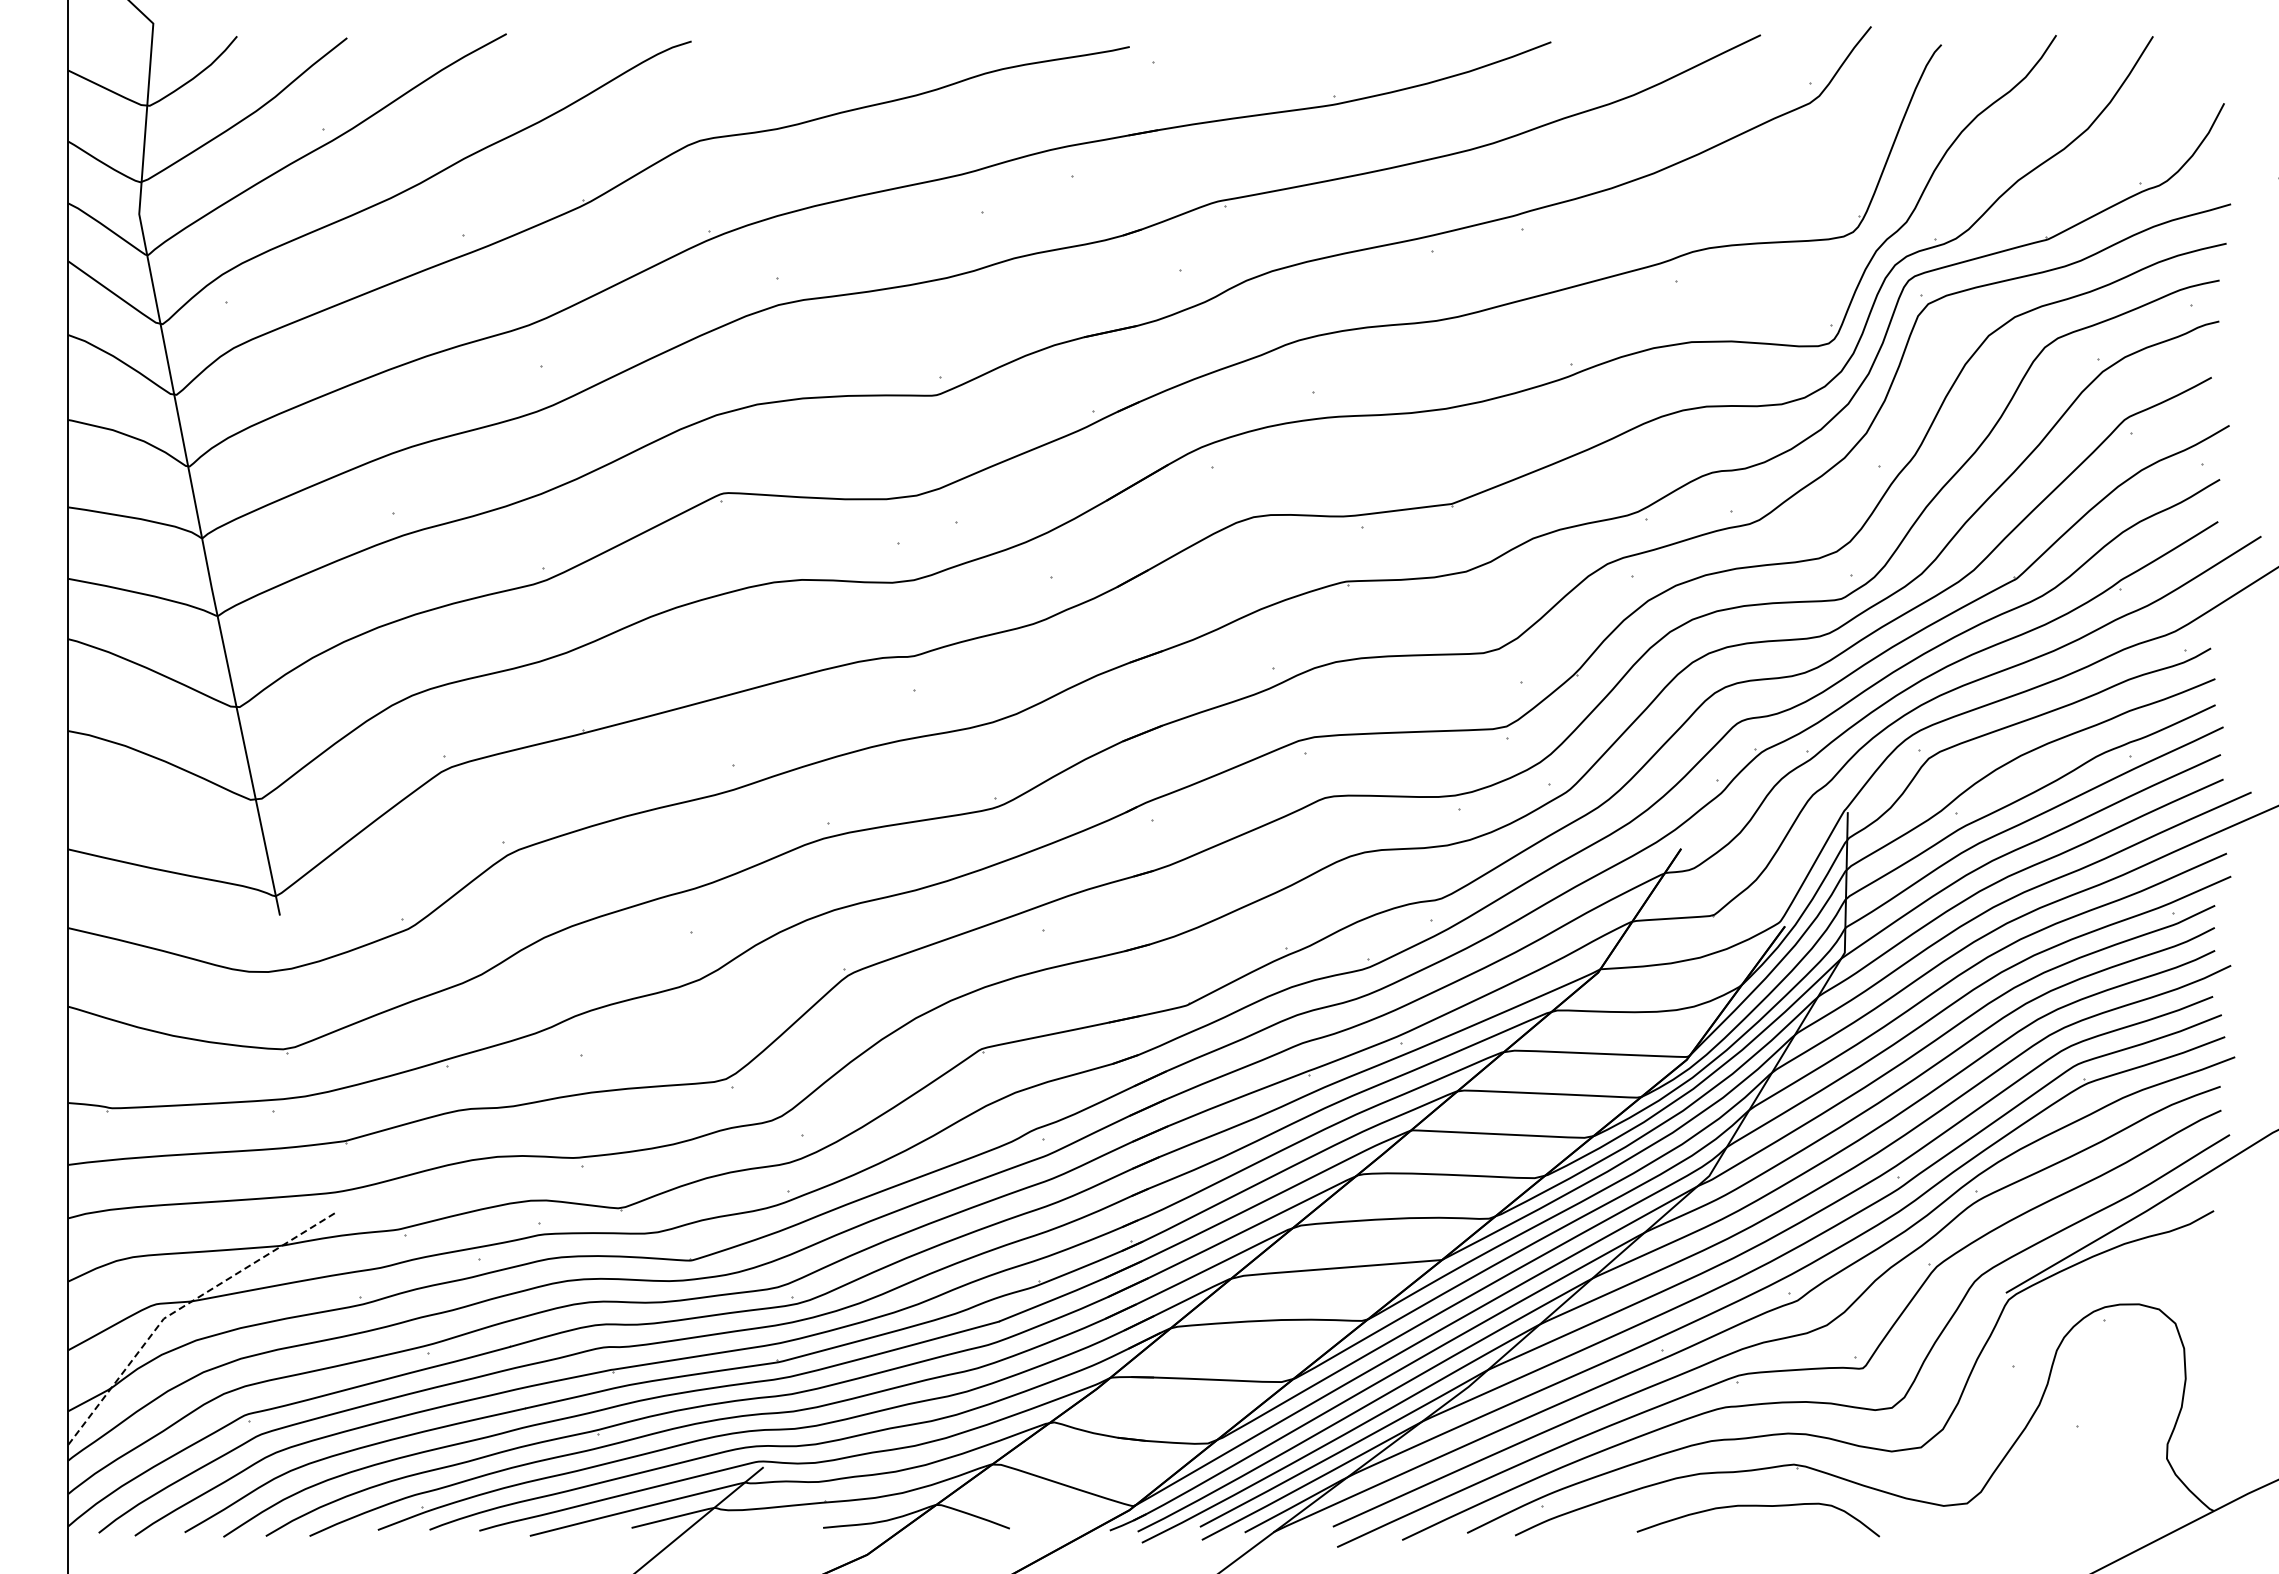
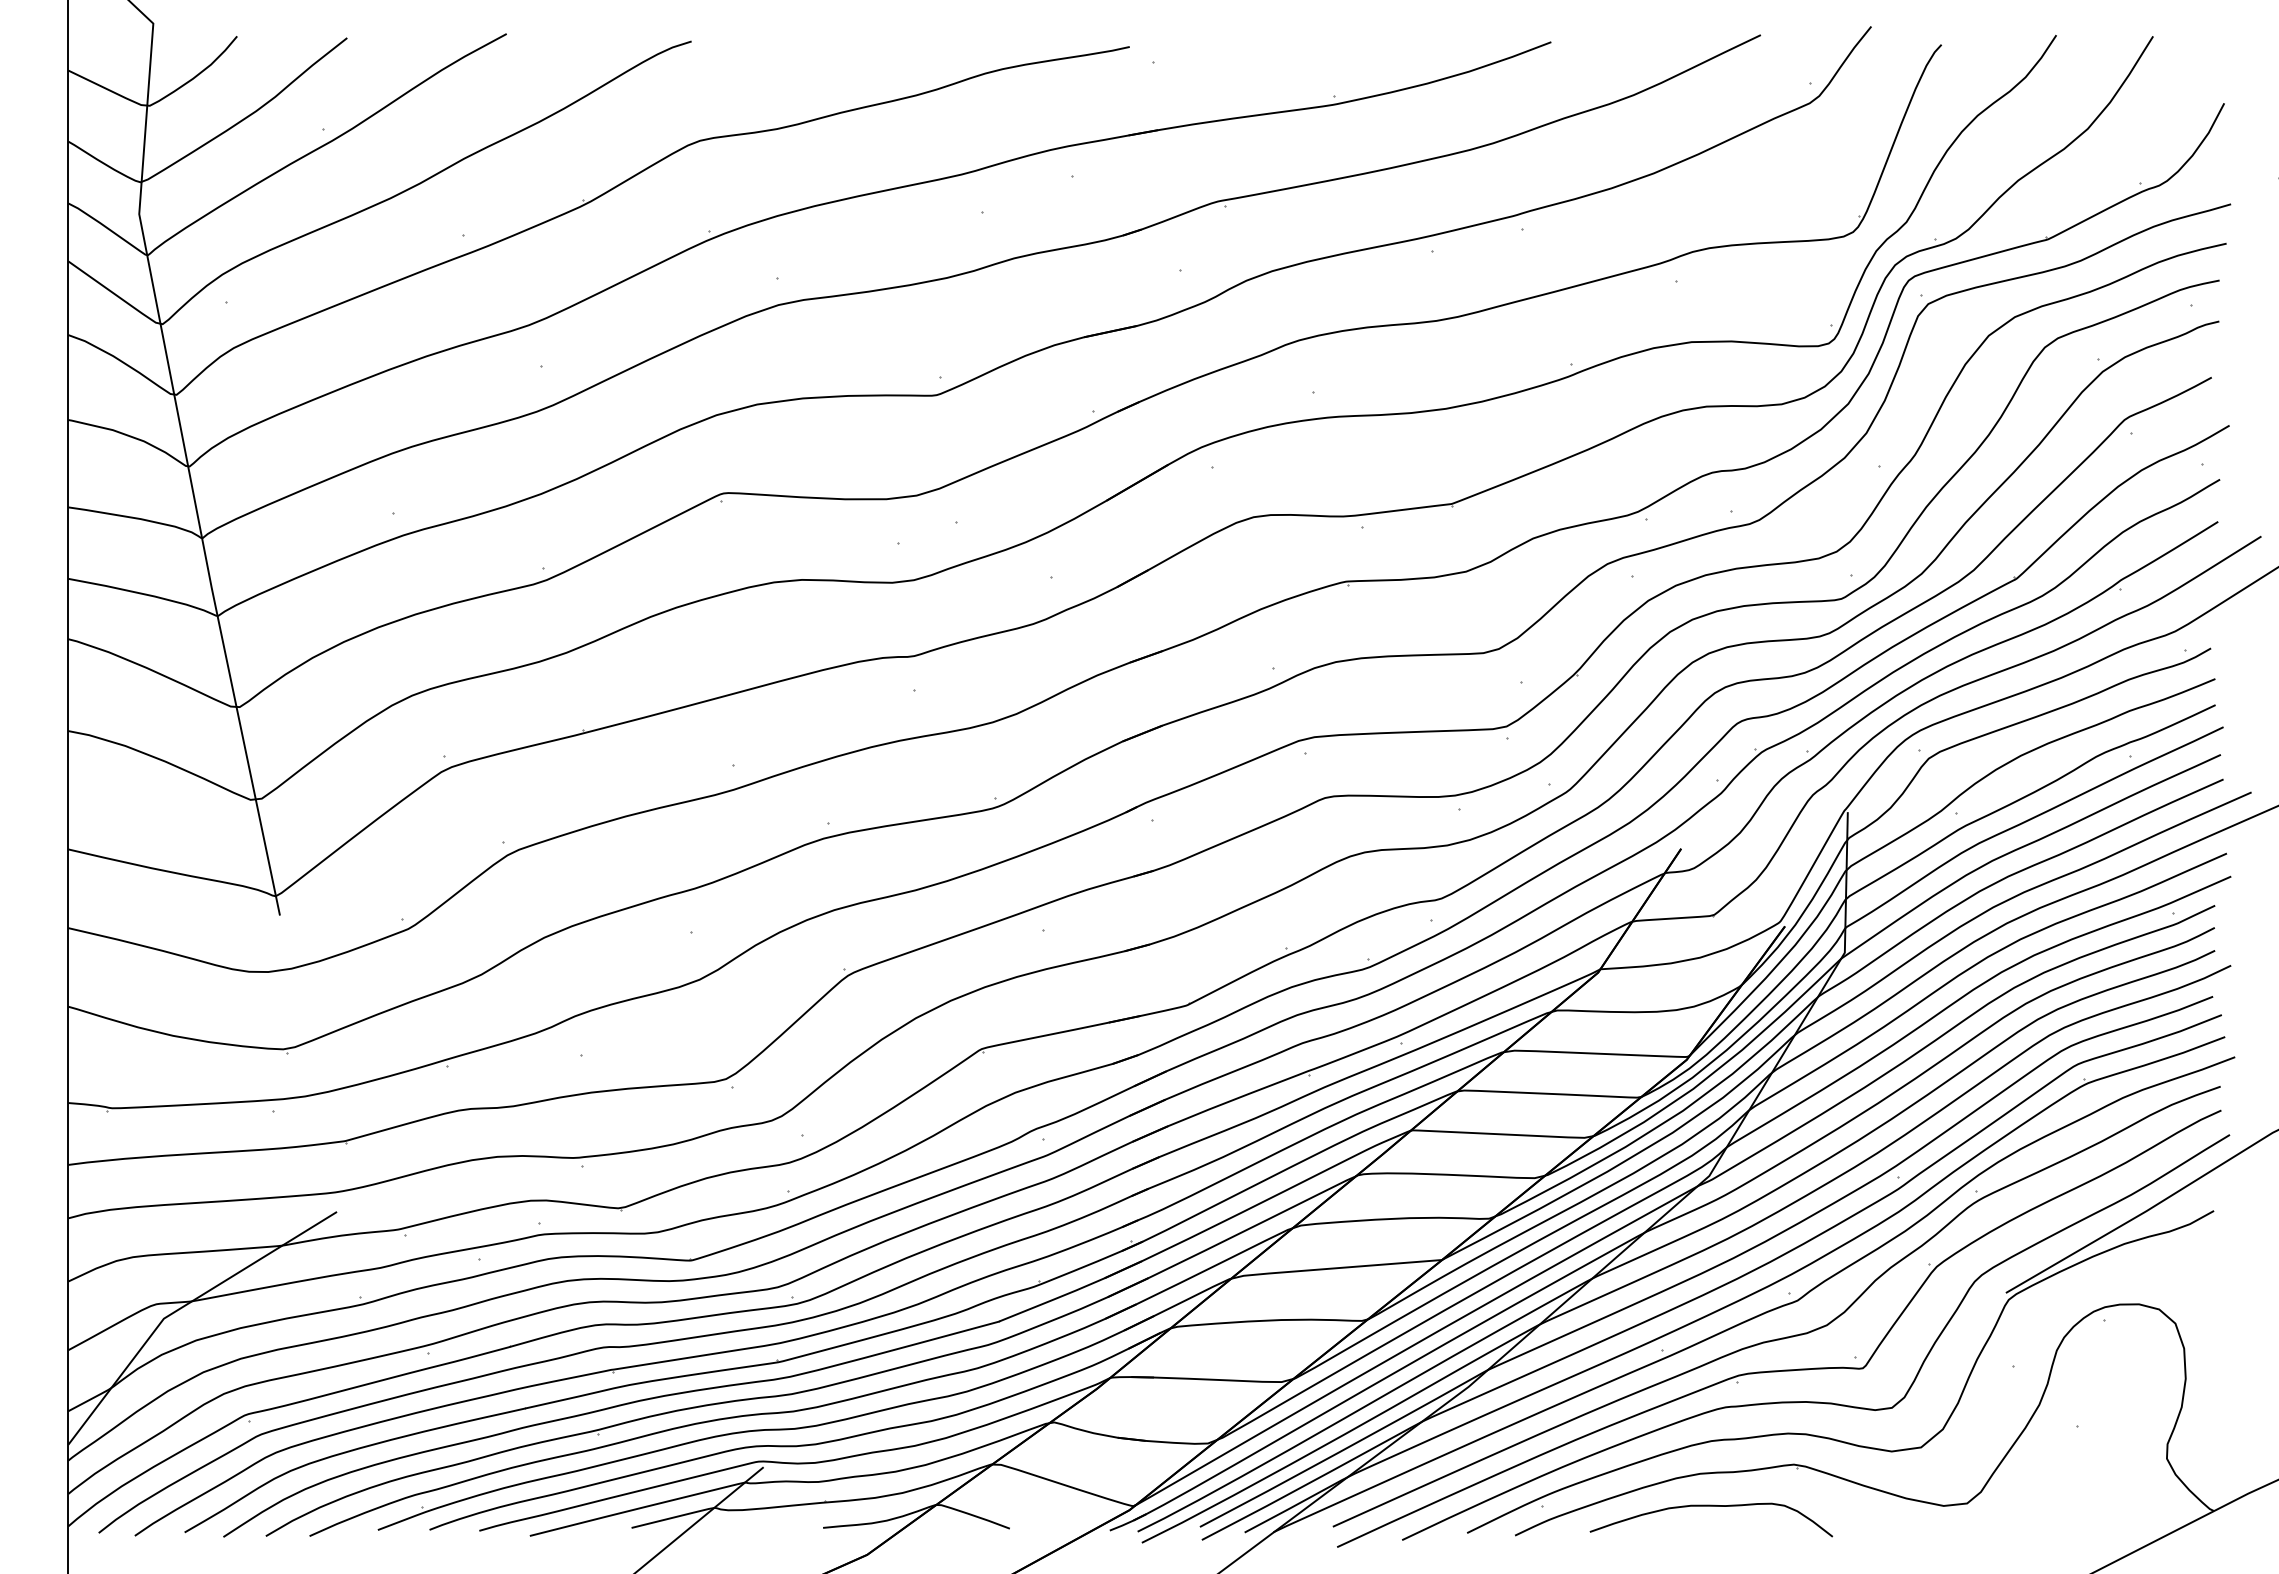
line: dashed -> solid (182, 1307)
curve position: (1758, 1506) -> (1711, 1506) (1711, 1506)
